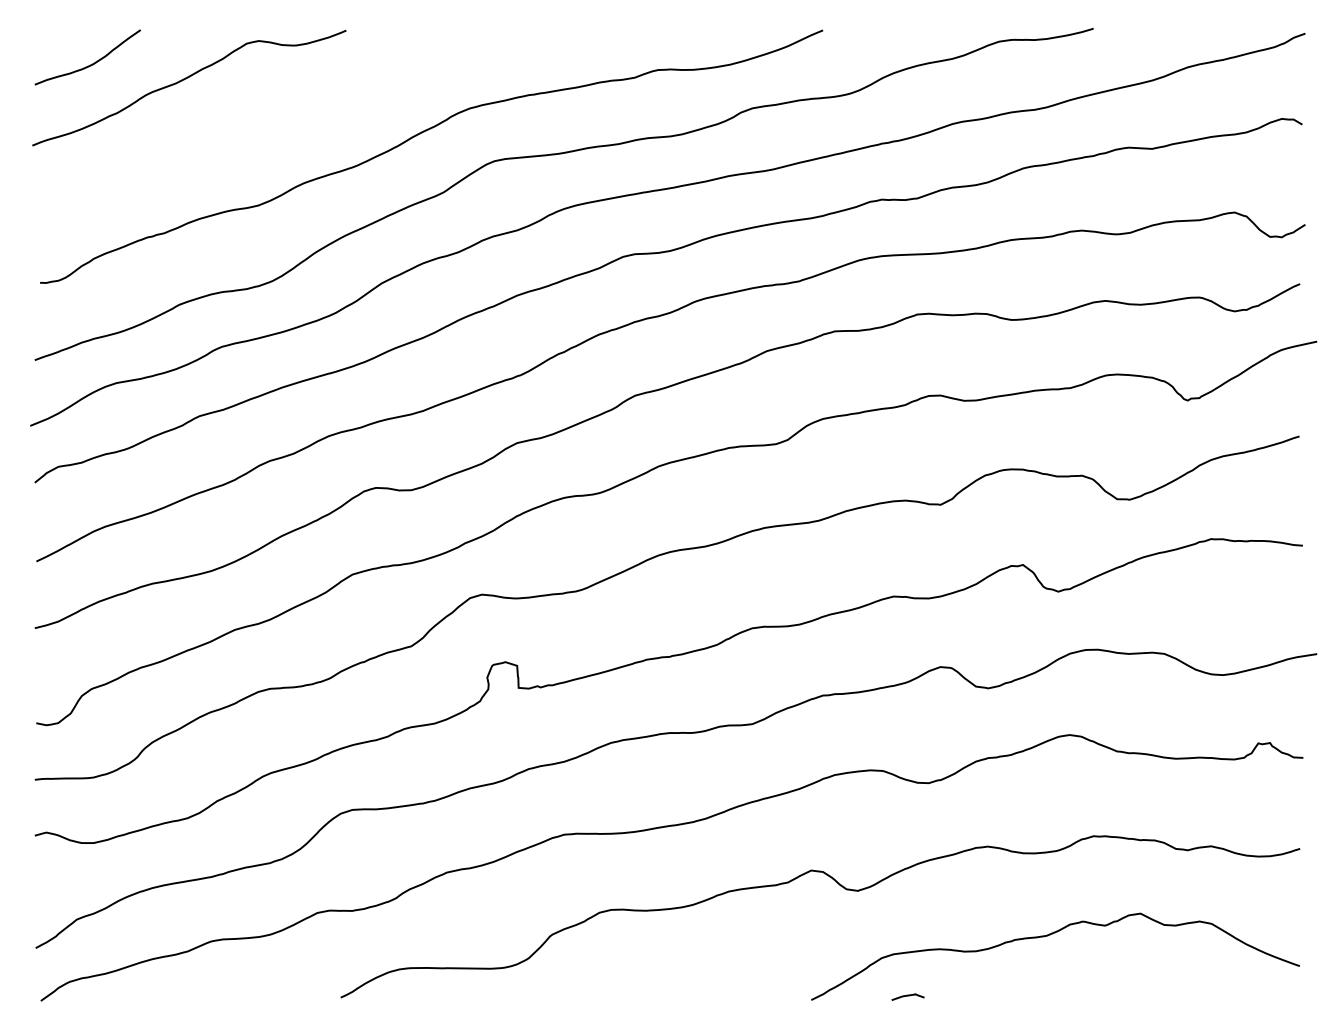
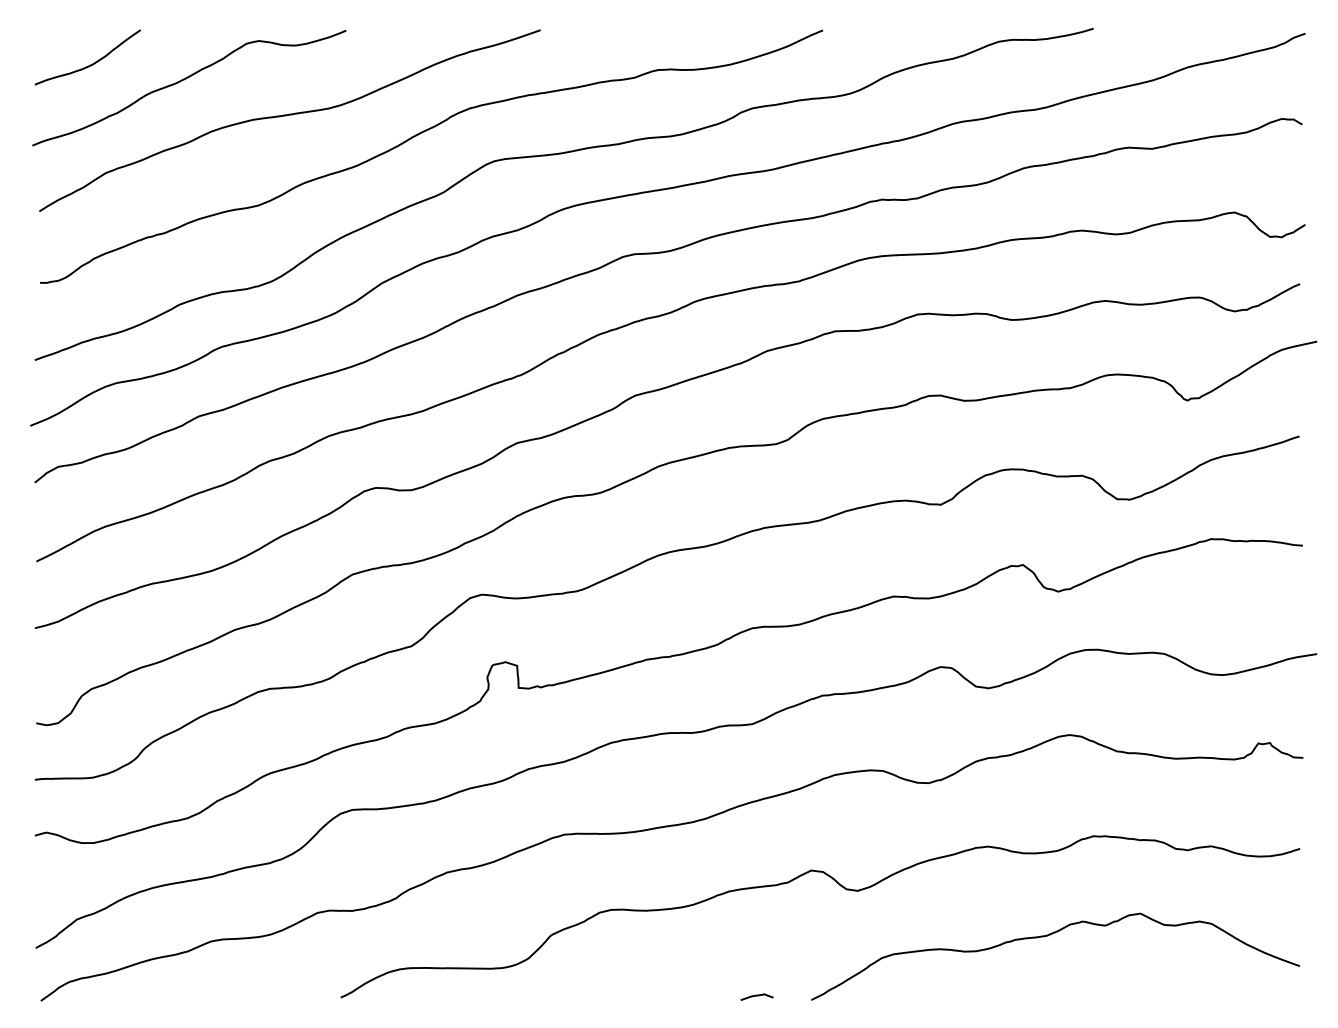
curve: none -> present (289, 115)
curve position: (907, 996) -> (756, 996) (756, 996)
